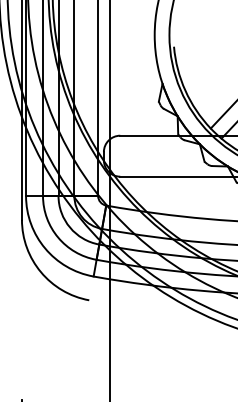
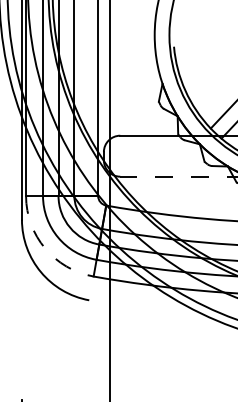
line: solid -> dashed (178, 176)
arc: solid -> dashed (45, 248)
